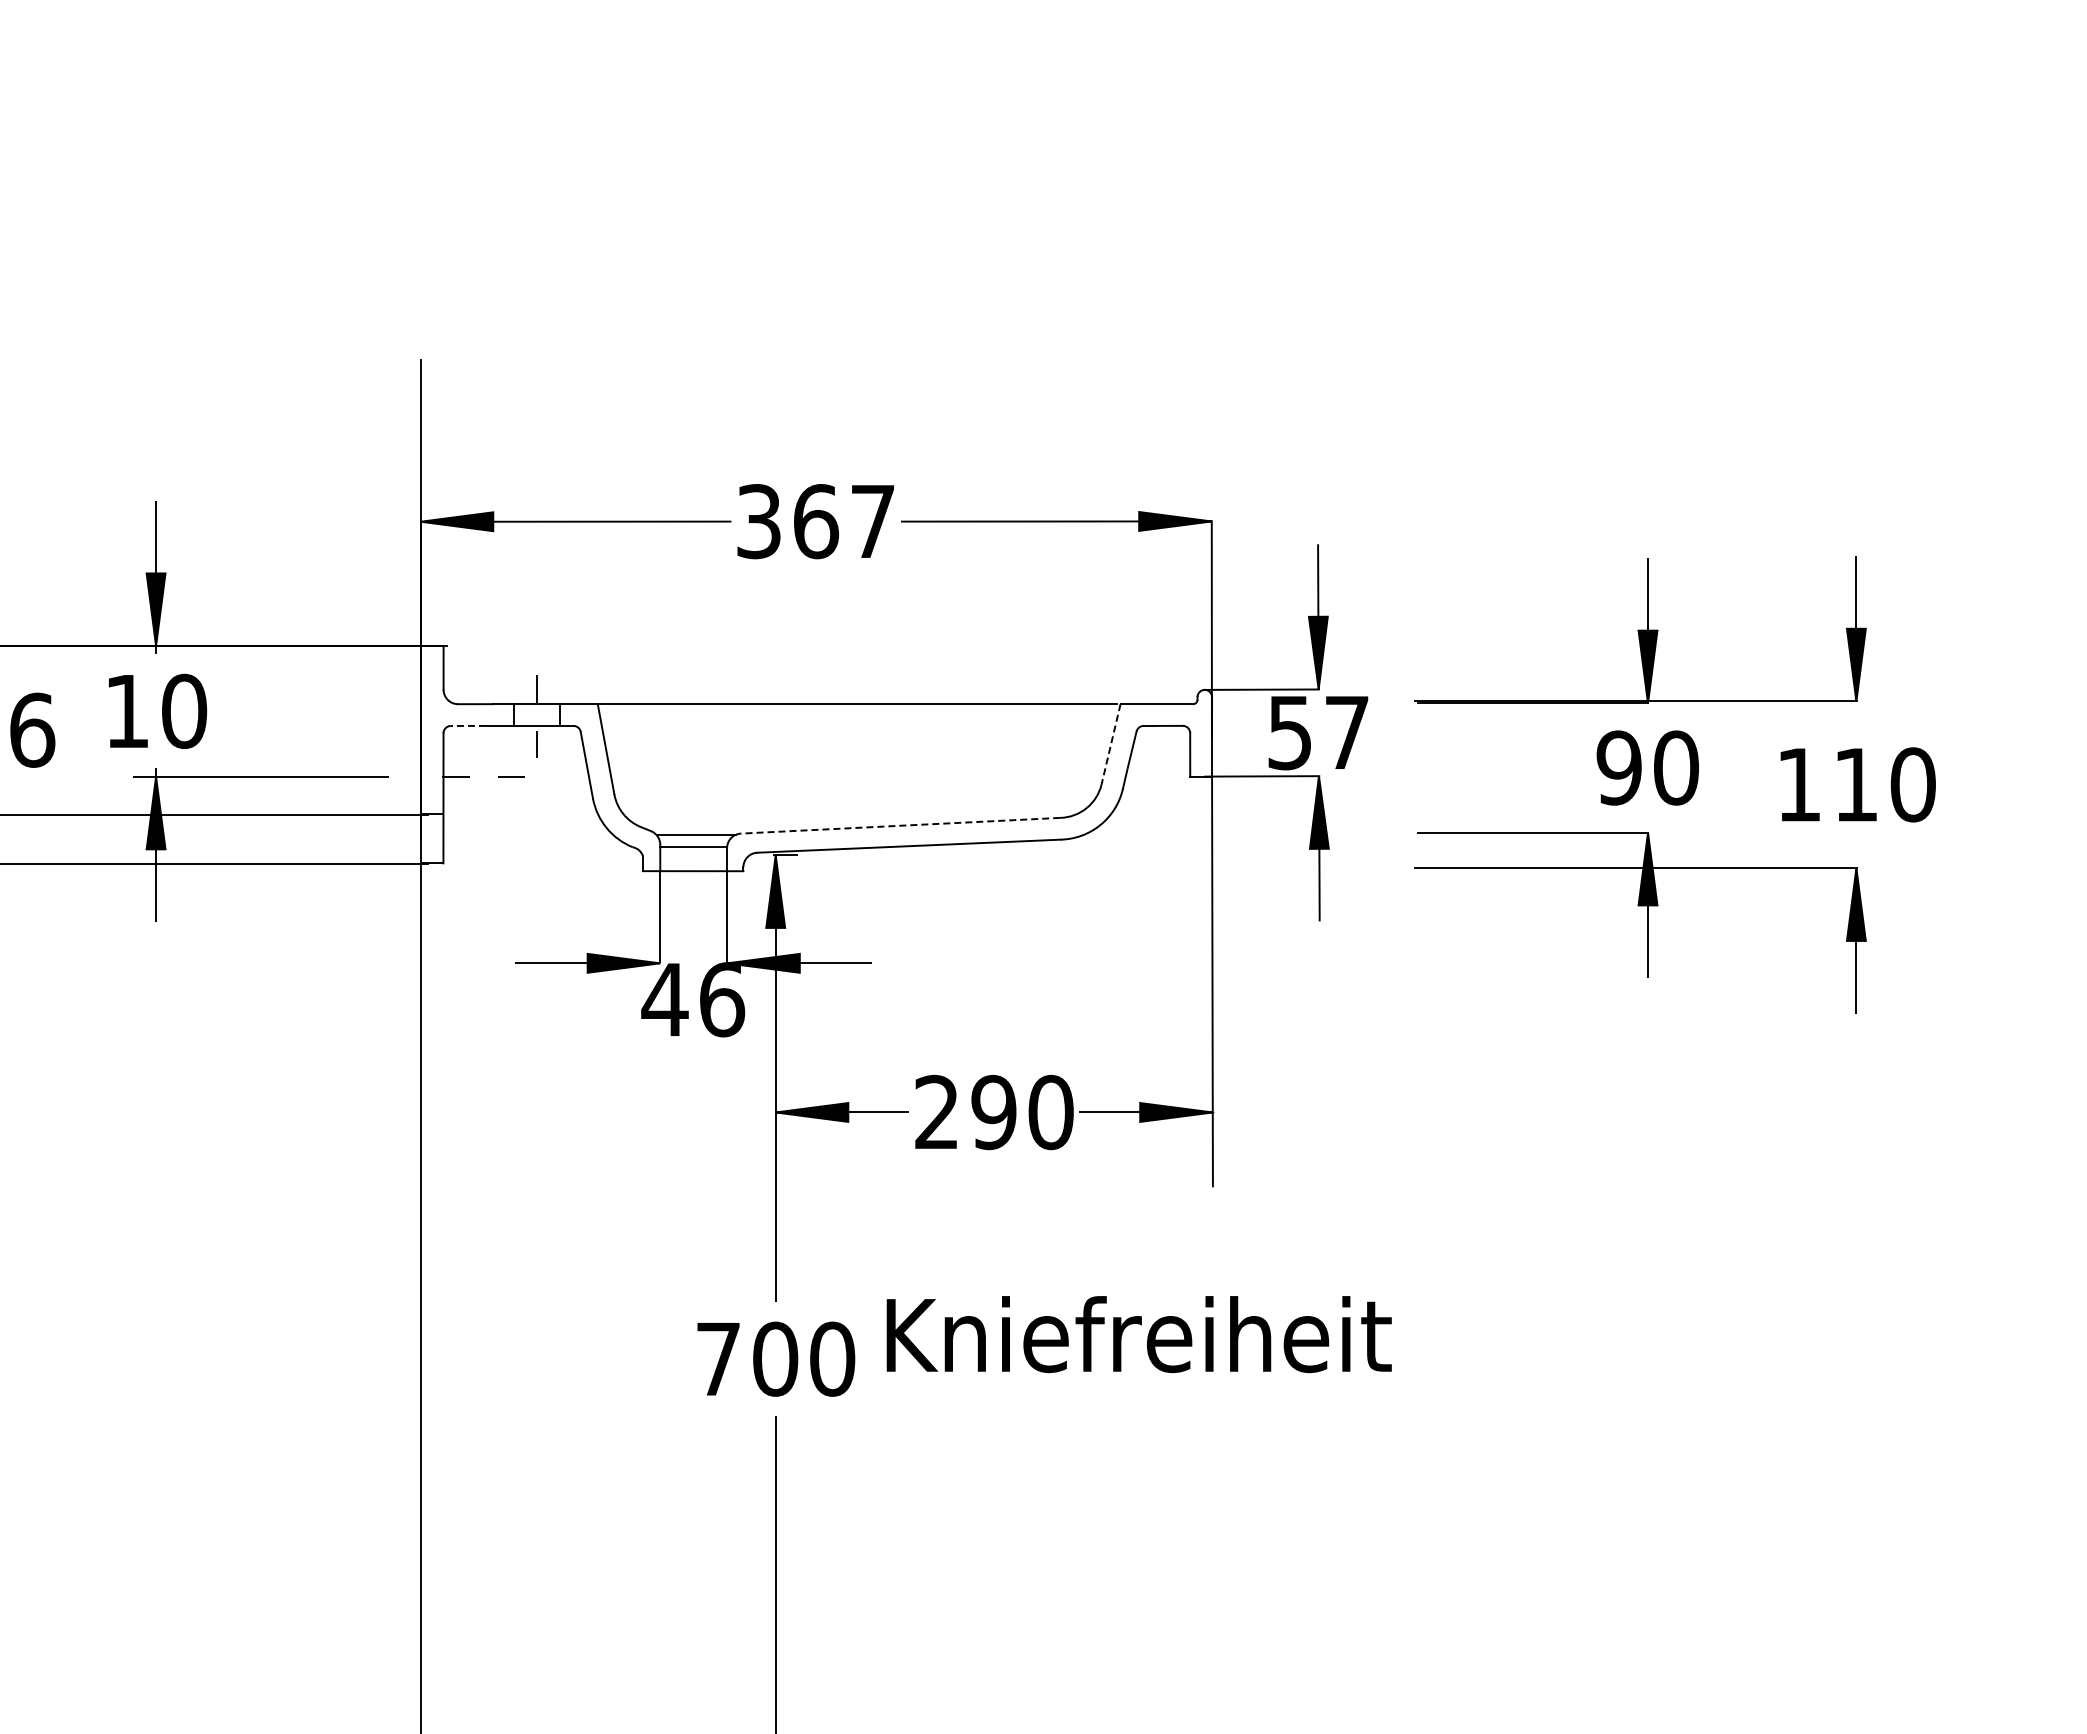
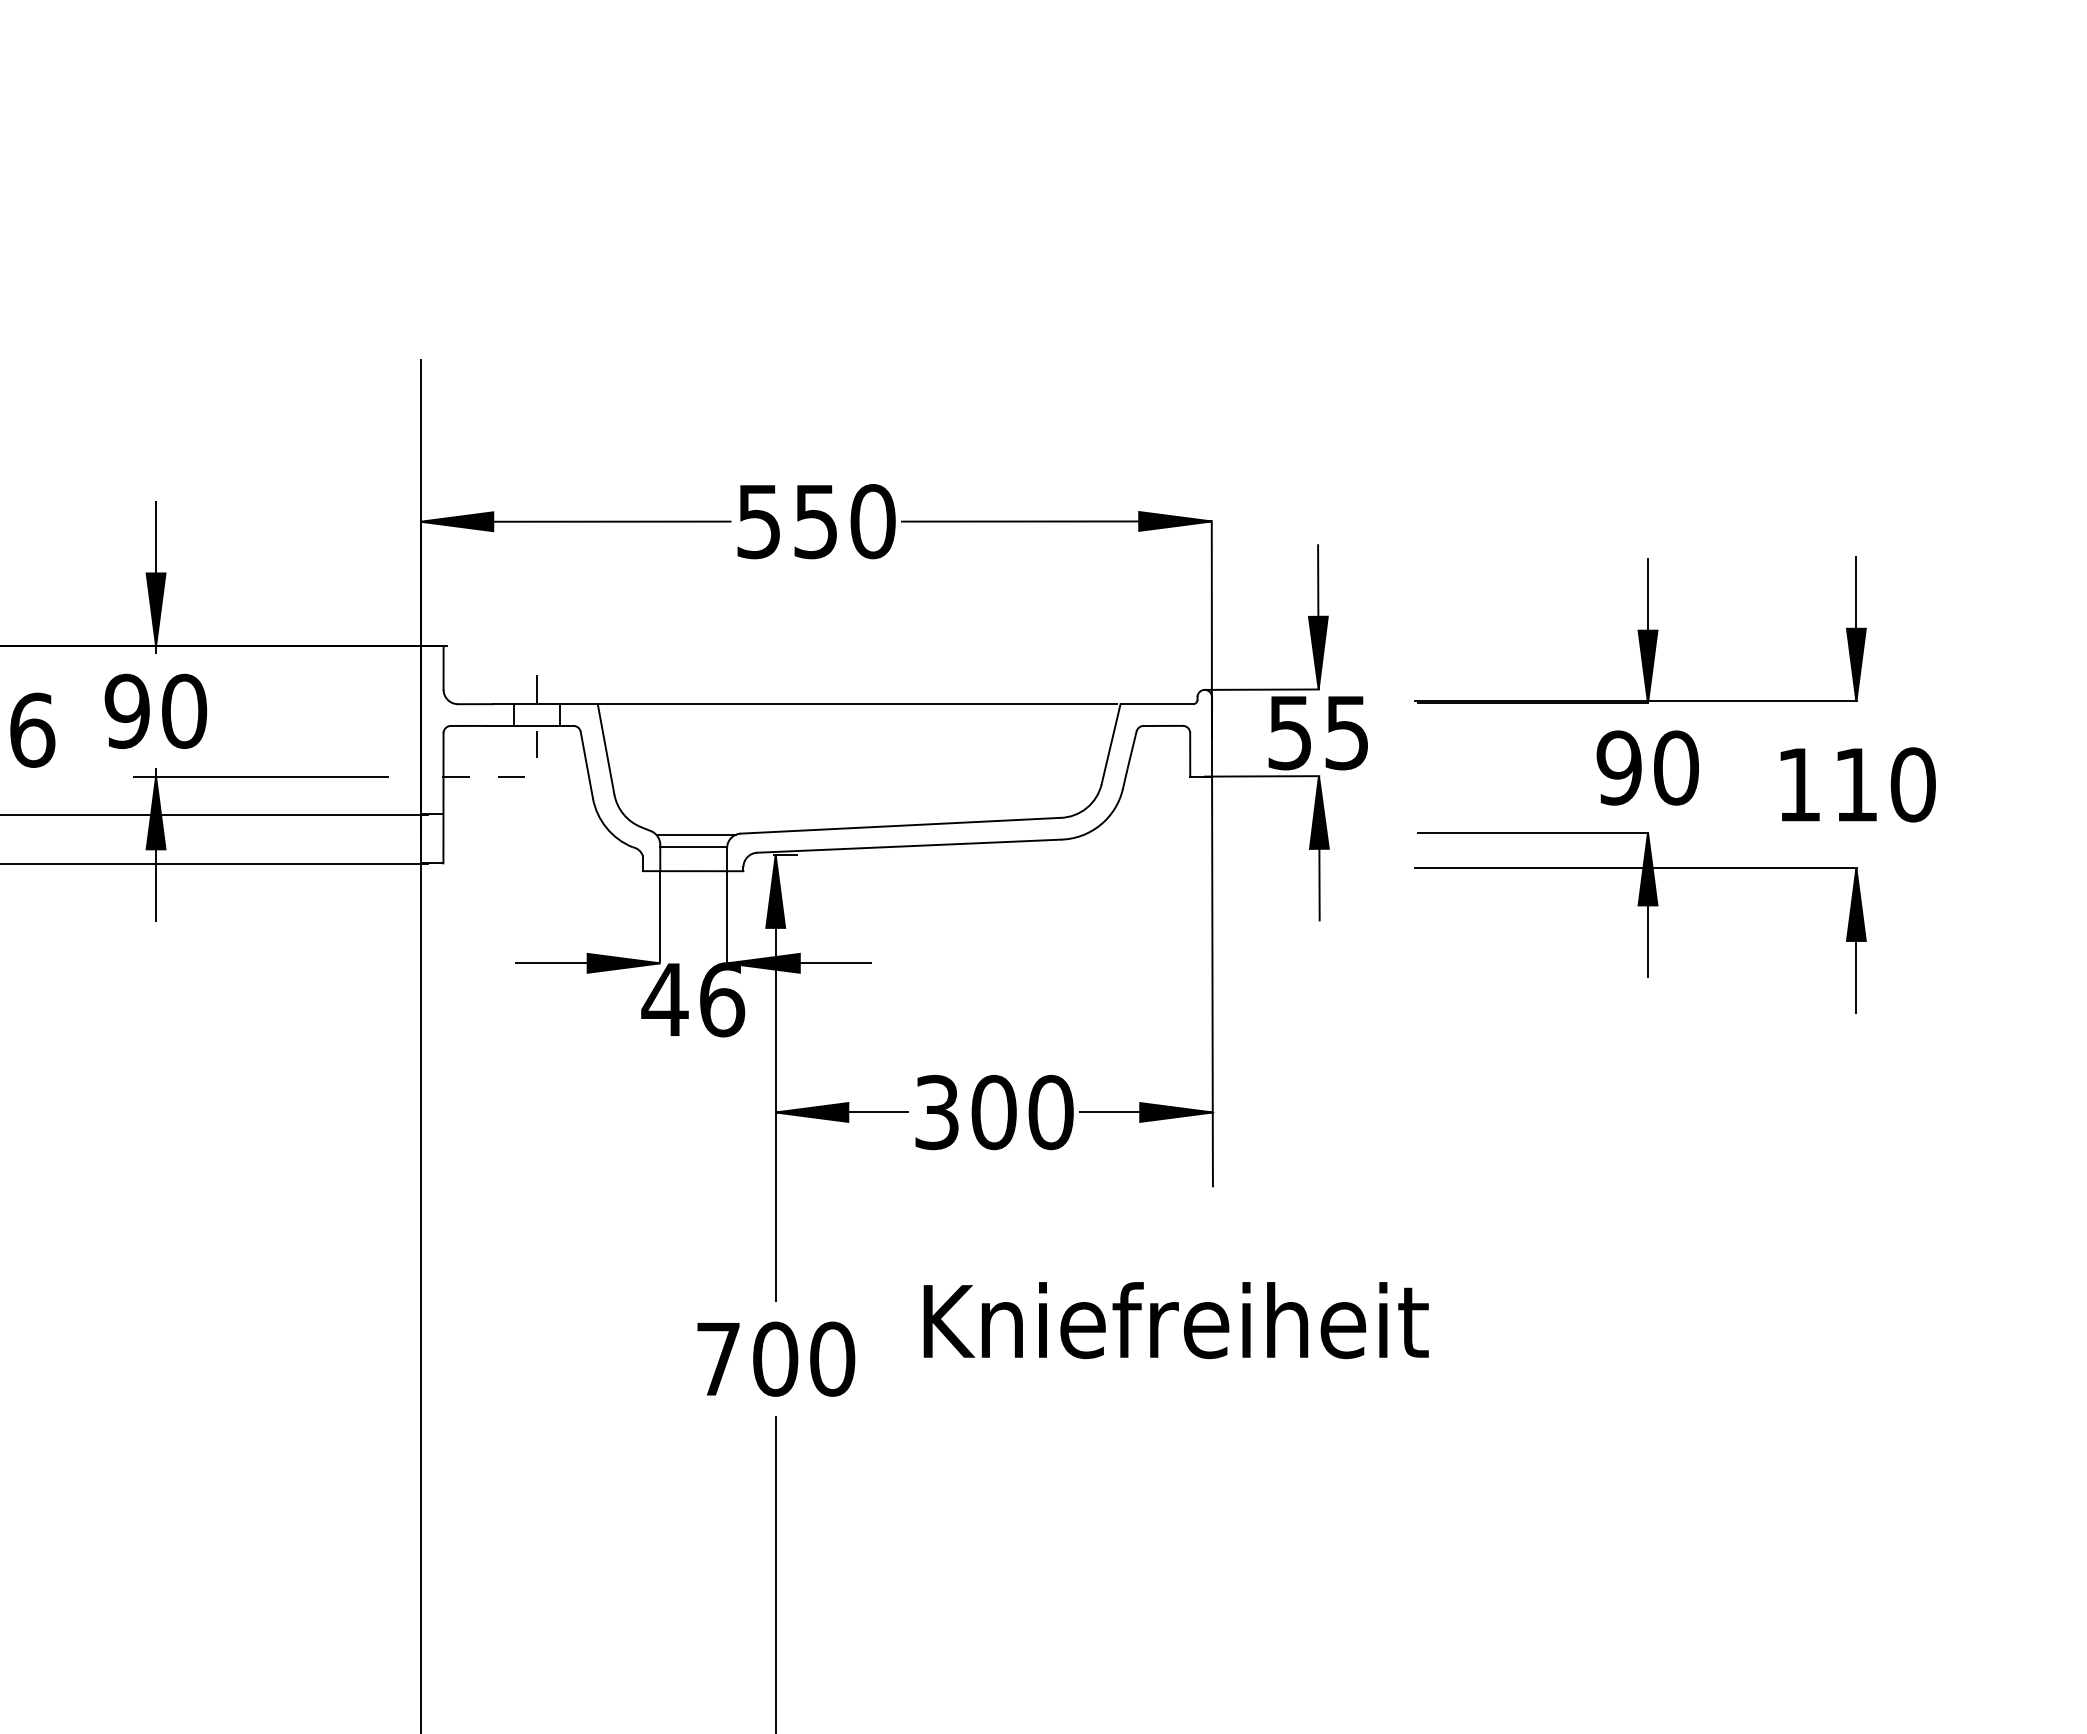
text: 367 -> 550 (816, 521)
text: 10 -> 90 (126, 711)
line: dashed -> solid (468, 725)
text: 57 -> 55 (1346, 733)
line: dashed -> solid (1111, 744)
line: dashed -> solid (900, 825)
text: 290 -> 300 (965, 1112)
text position: (1138, 1334) -> (1175, 1320) (1175, 1320)
